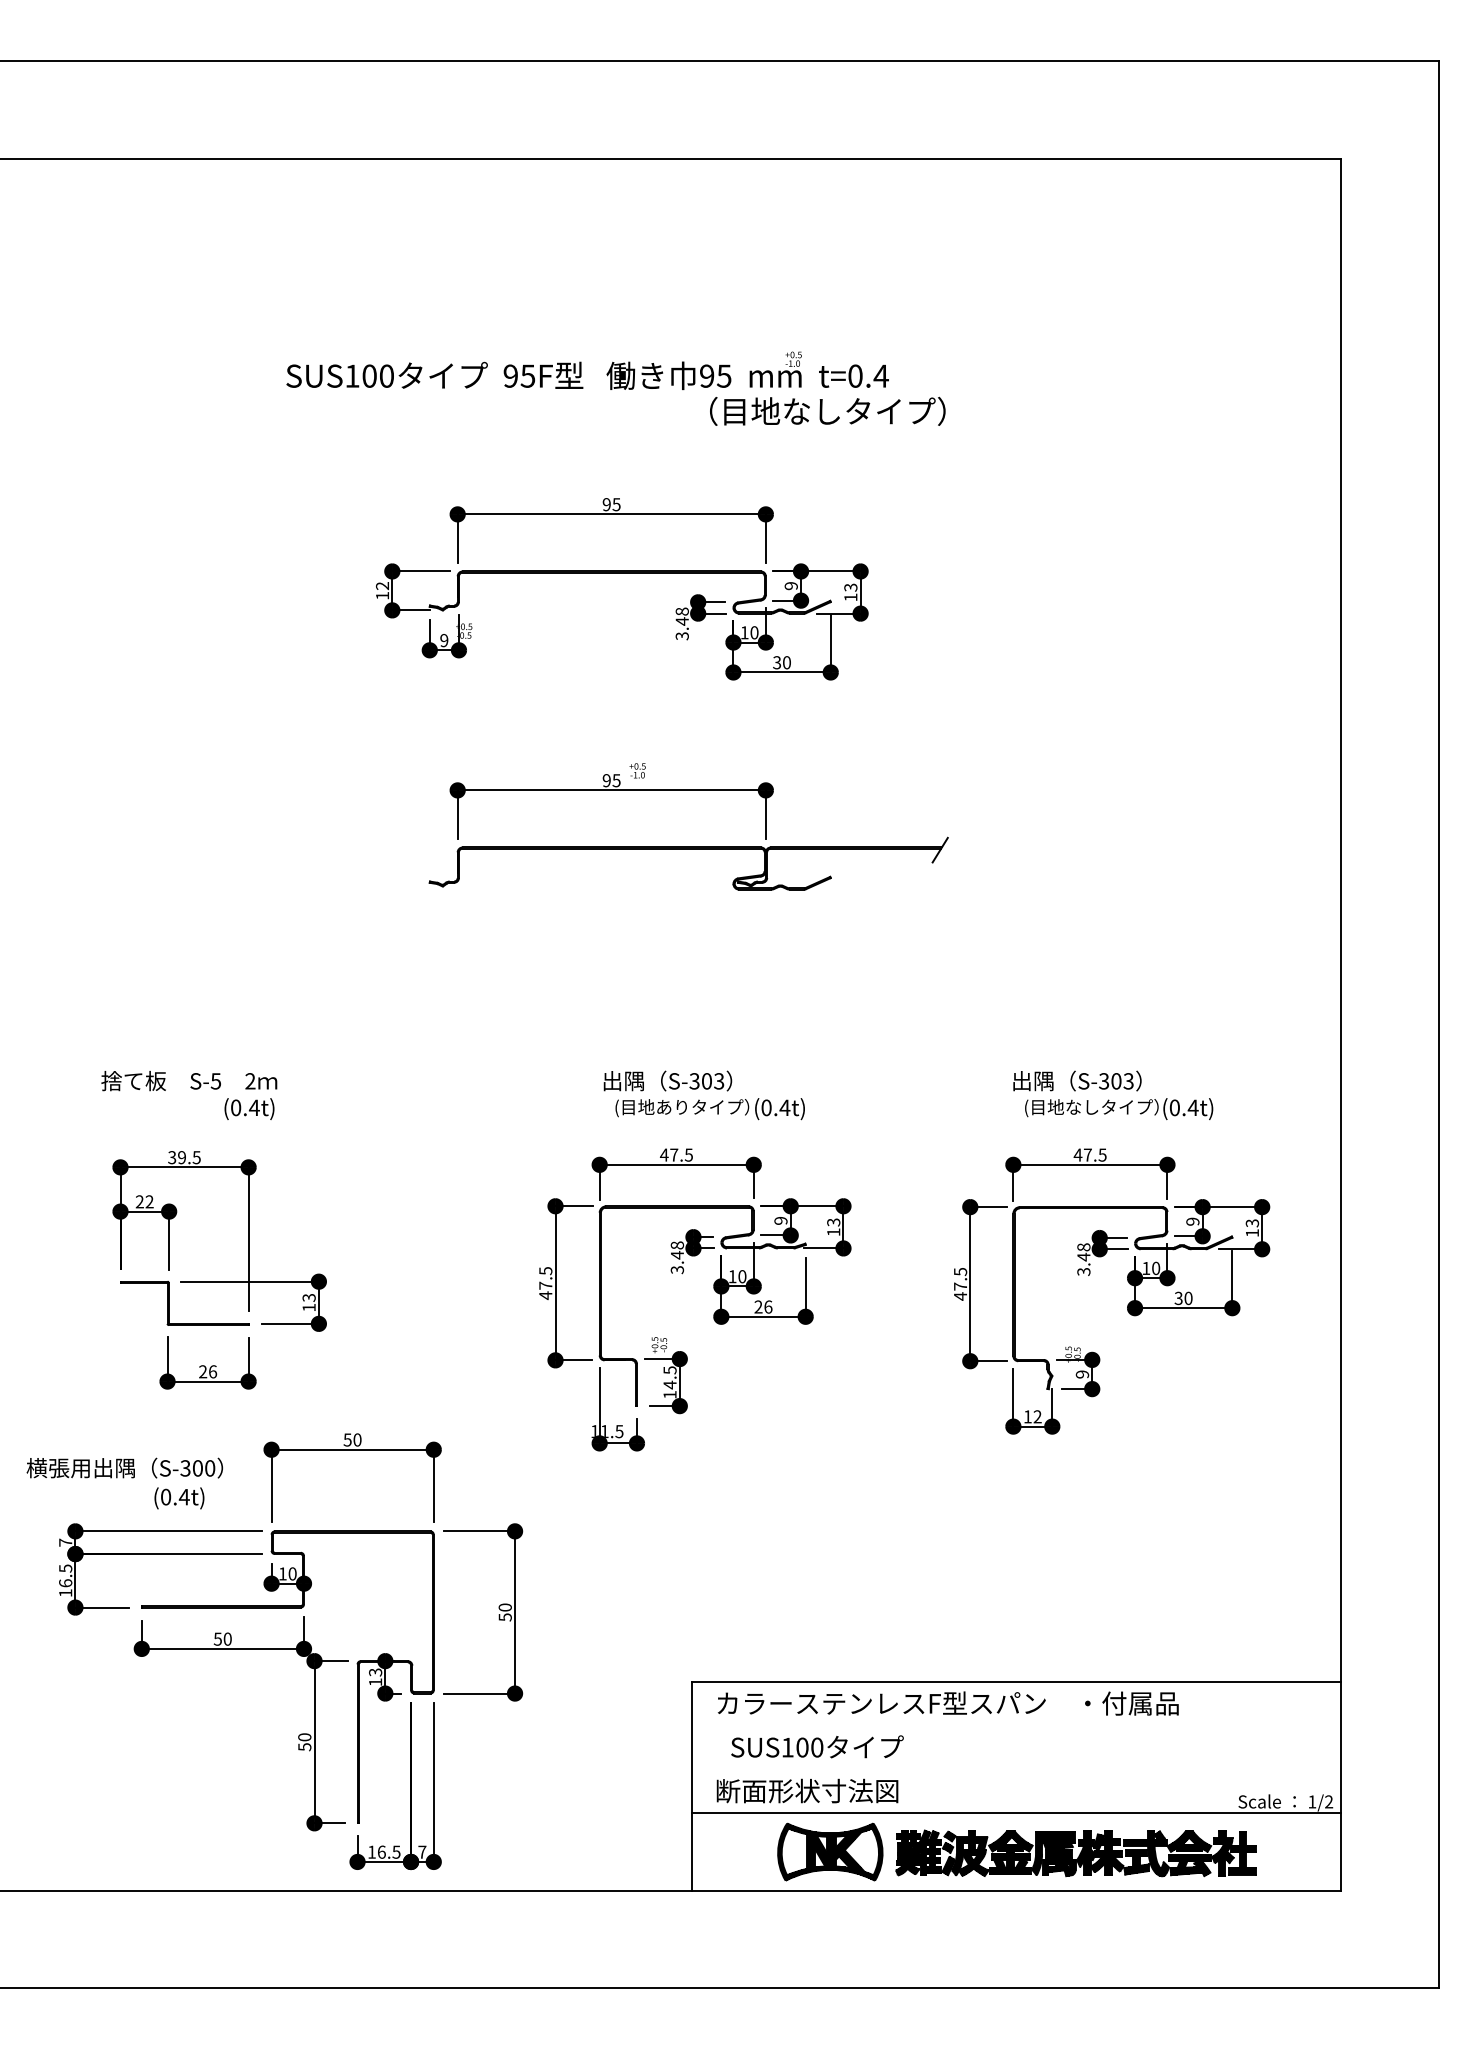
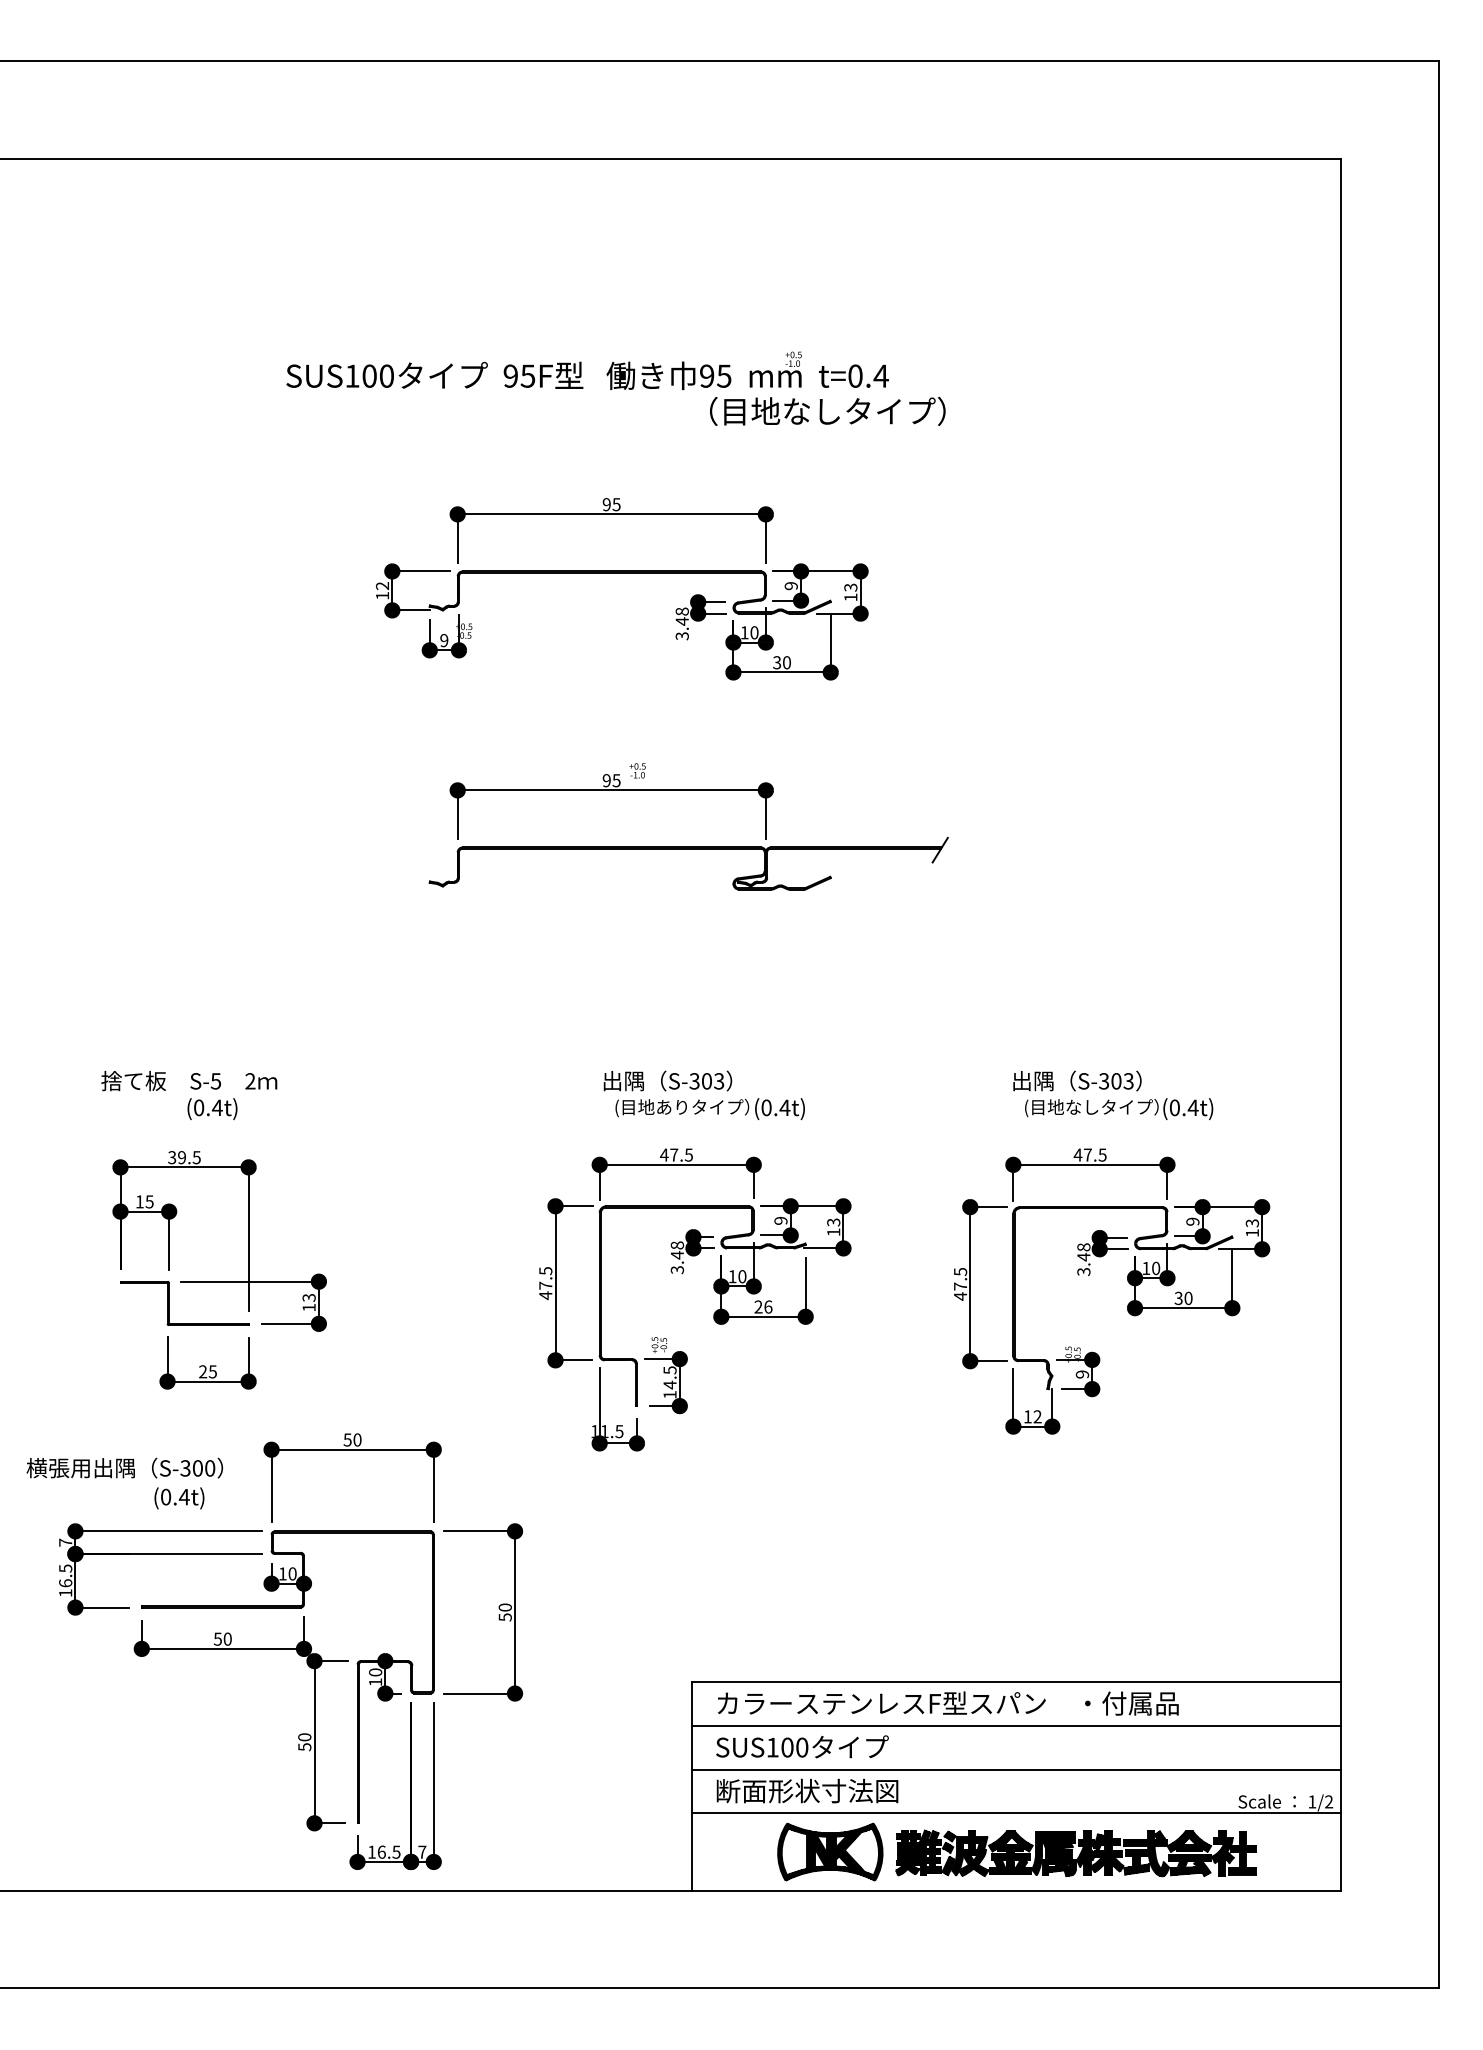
text position: (249, 1108) -> (212, 1108) (212, 1108)
text: 22 -> 15 (144, 1201)
text: 26 -> 25 (212, 1371)
text: 13 -> 10 (375, 1672)
line: none -> present (1016, 1725)
text position: (817, 1746) -> (802, 1746) (802, 1746)
line: none -> present (1016, 1769)
